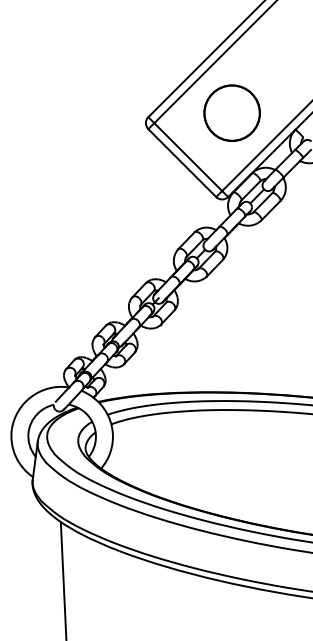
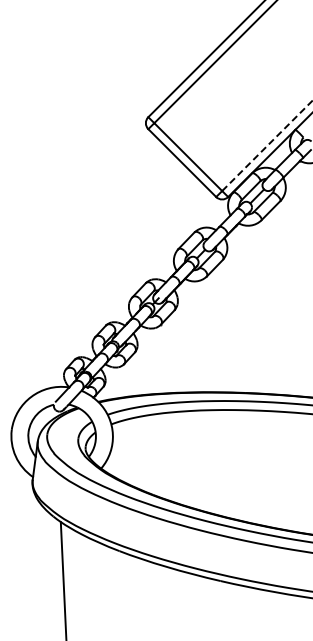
circle: present -> none (231, 112)
line: solid -> dashed (267, 145)
